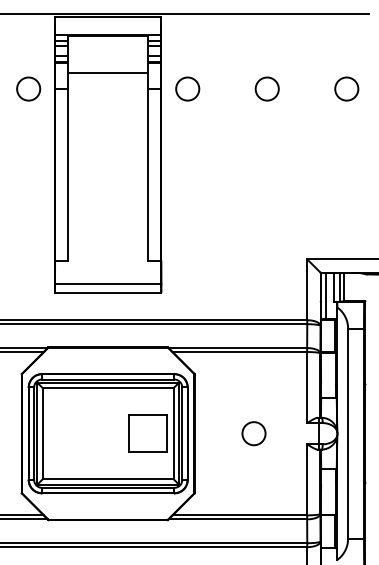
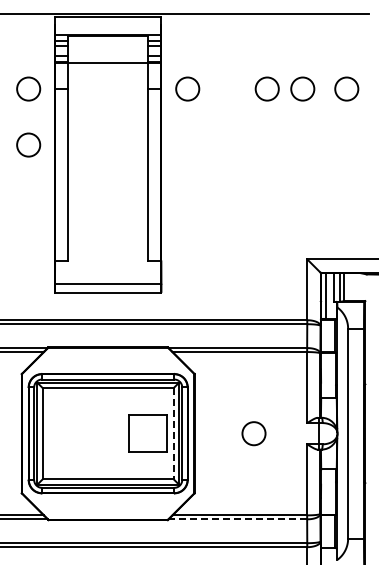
line position: (107, 73) -> (107, 63) (107, 63)
circle: none -> present (302, 88)
circle: none -> present (28, 144)
line: solid -> dashed (173, 433)
line: solid -> dashed (237, 519)
